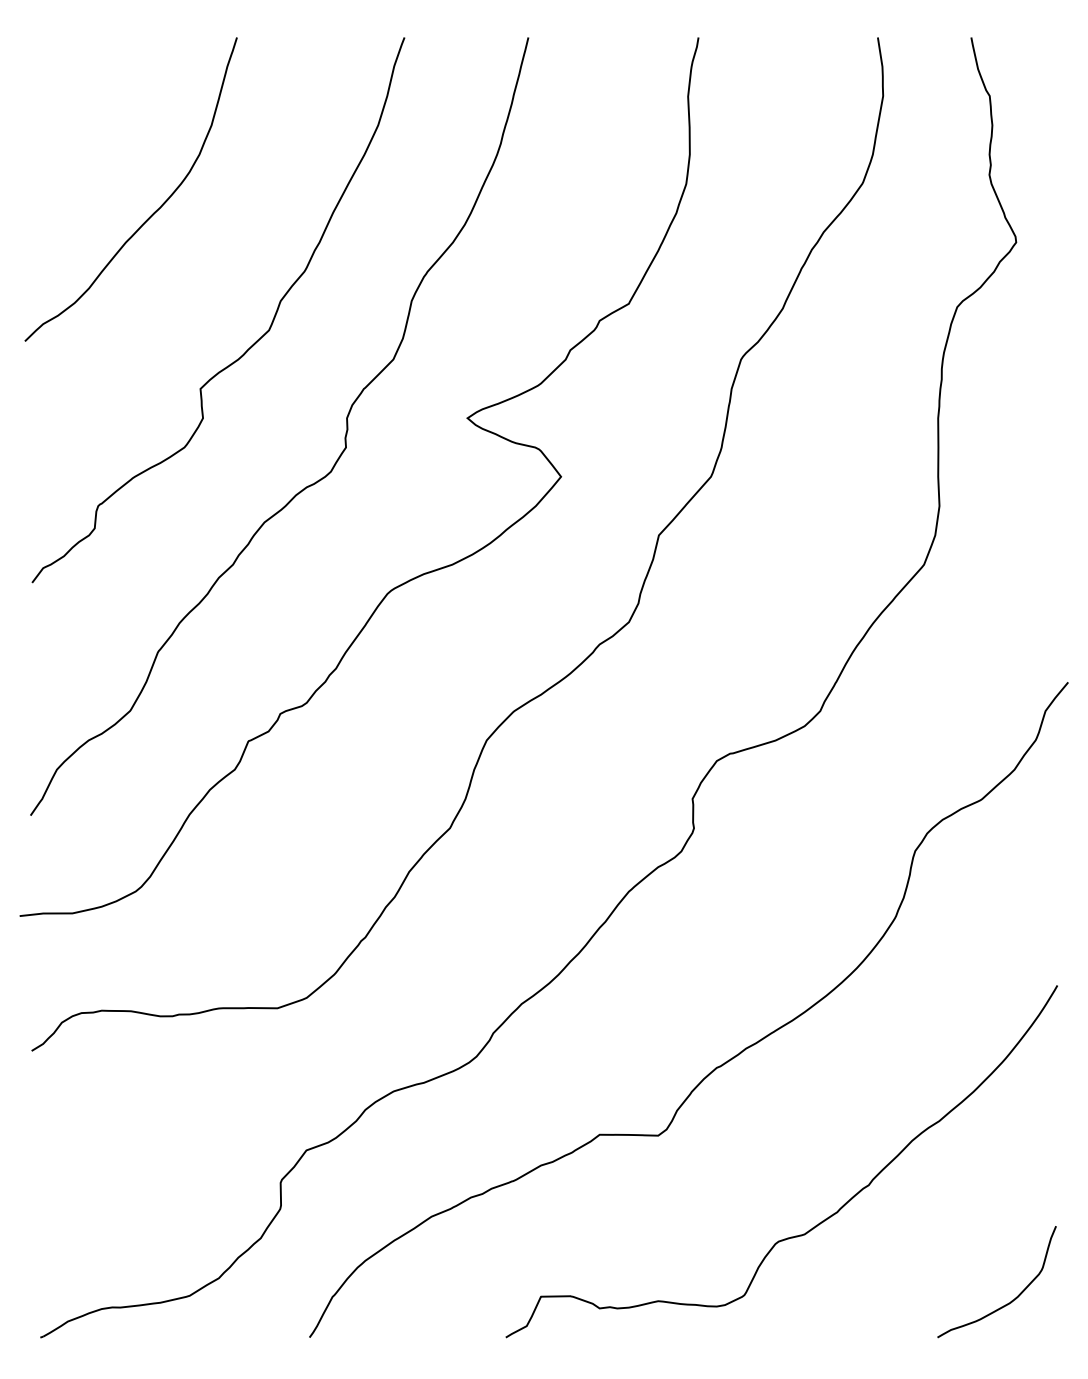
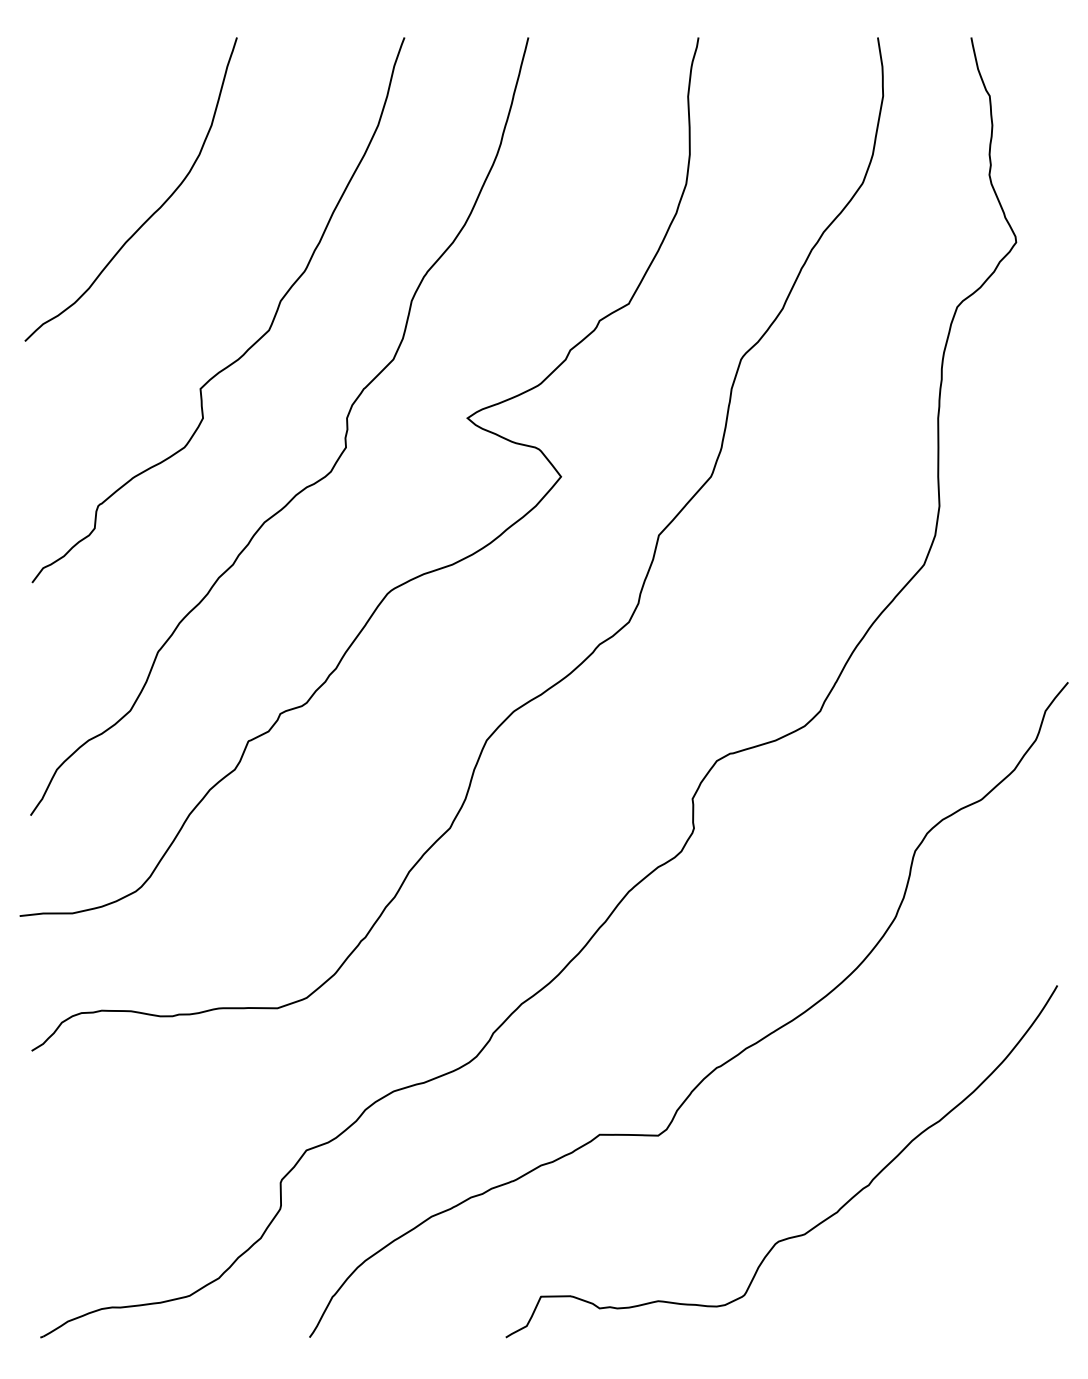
curve: present -> none (1008, 1302)
